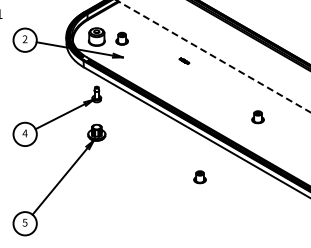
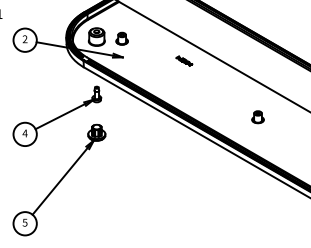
line: dashed -> solid (212, 55)
part size: 13x8 px -> 19x12 px (184, 60)
part: present -> none (199, 177)
